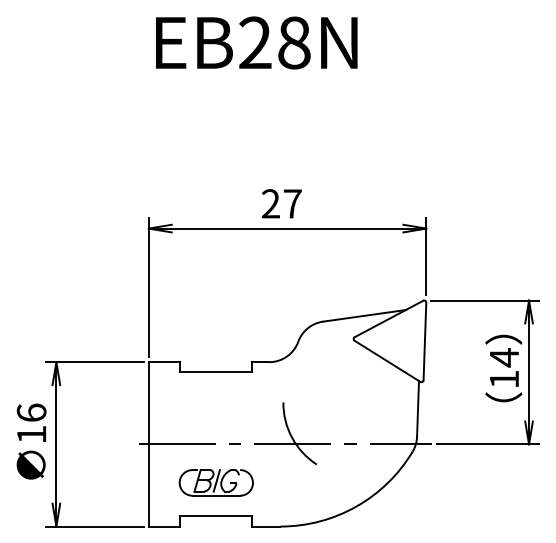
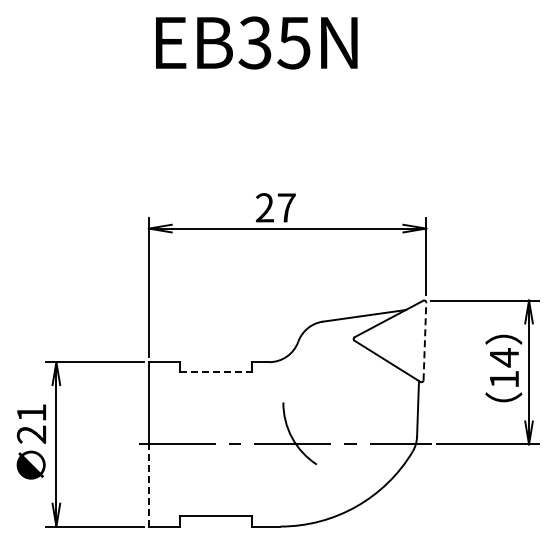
text: EB28N -> EB35N (274, 42)
text position: (281, 203) -> (275, 207) (275, 207)
line: solid -> dashed (424, 341)
line: solid -> dashed (215, 372)
text: 16 -> 21 (31, 423)
part: present -> none (215, 482)
line: solid -> dashed (148, 484)
